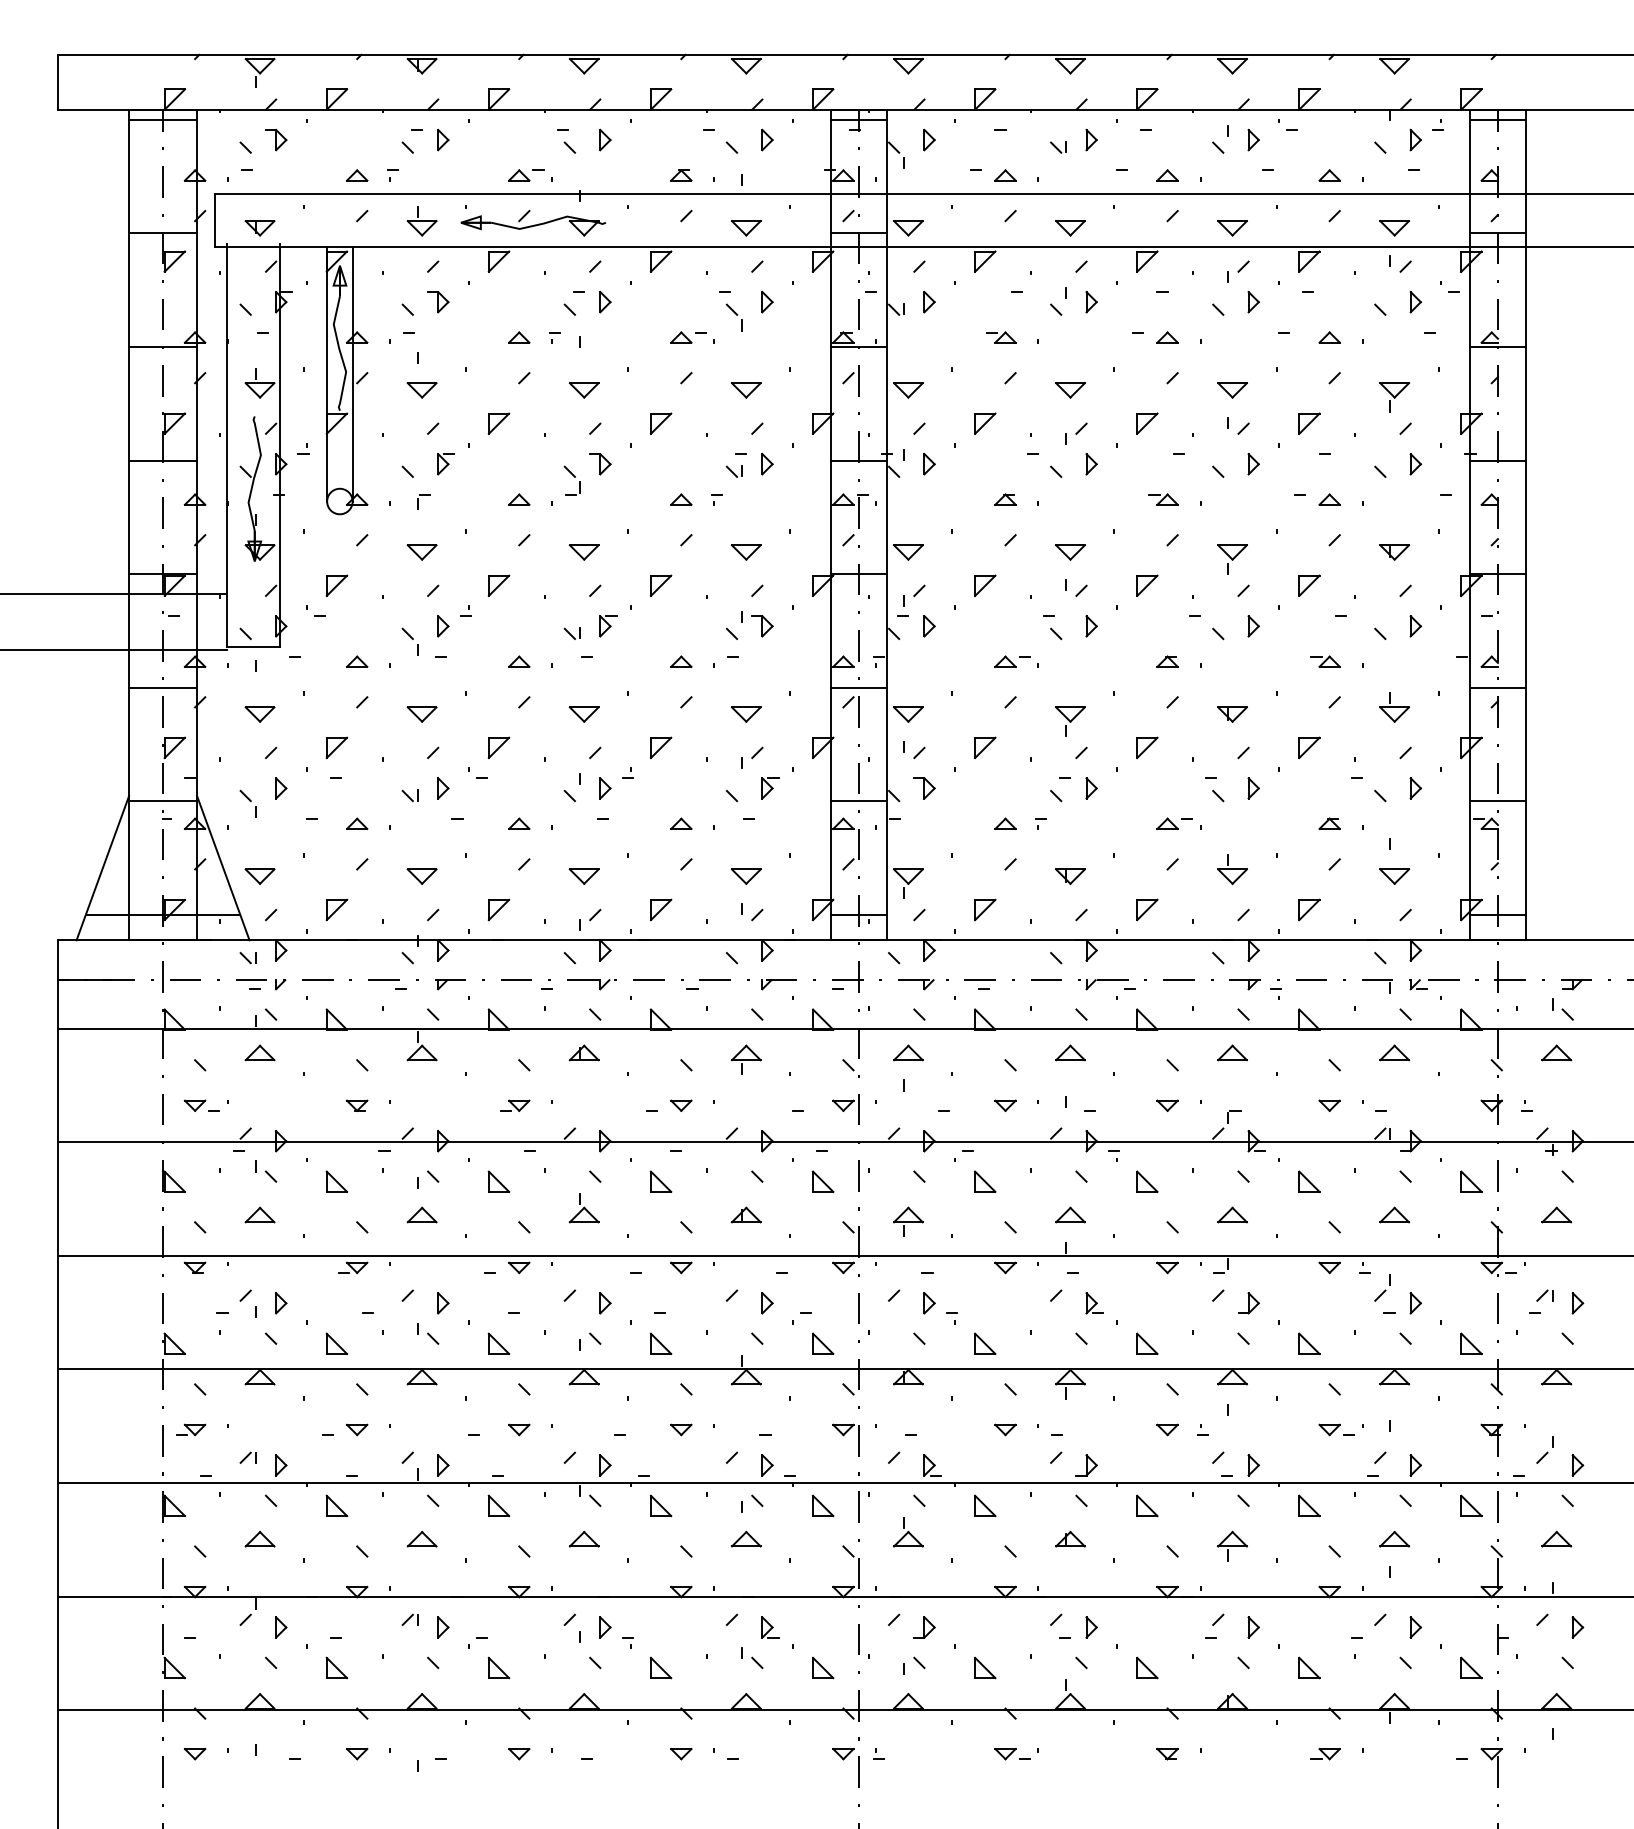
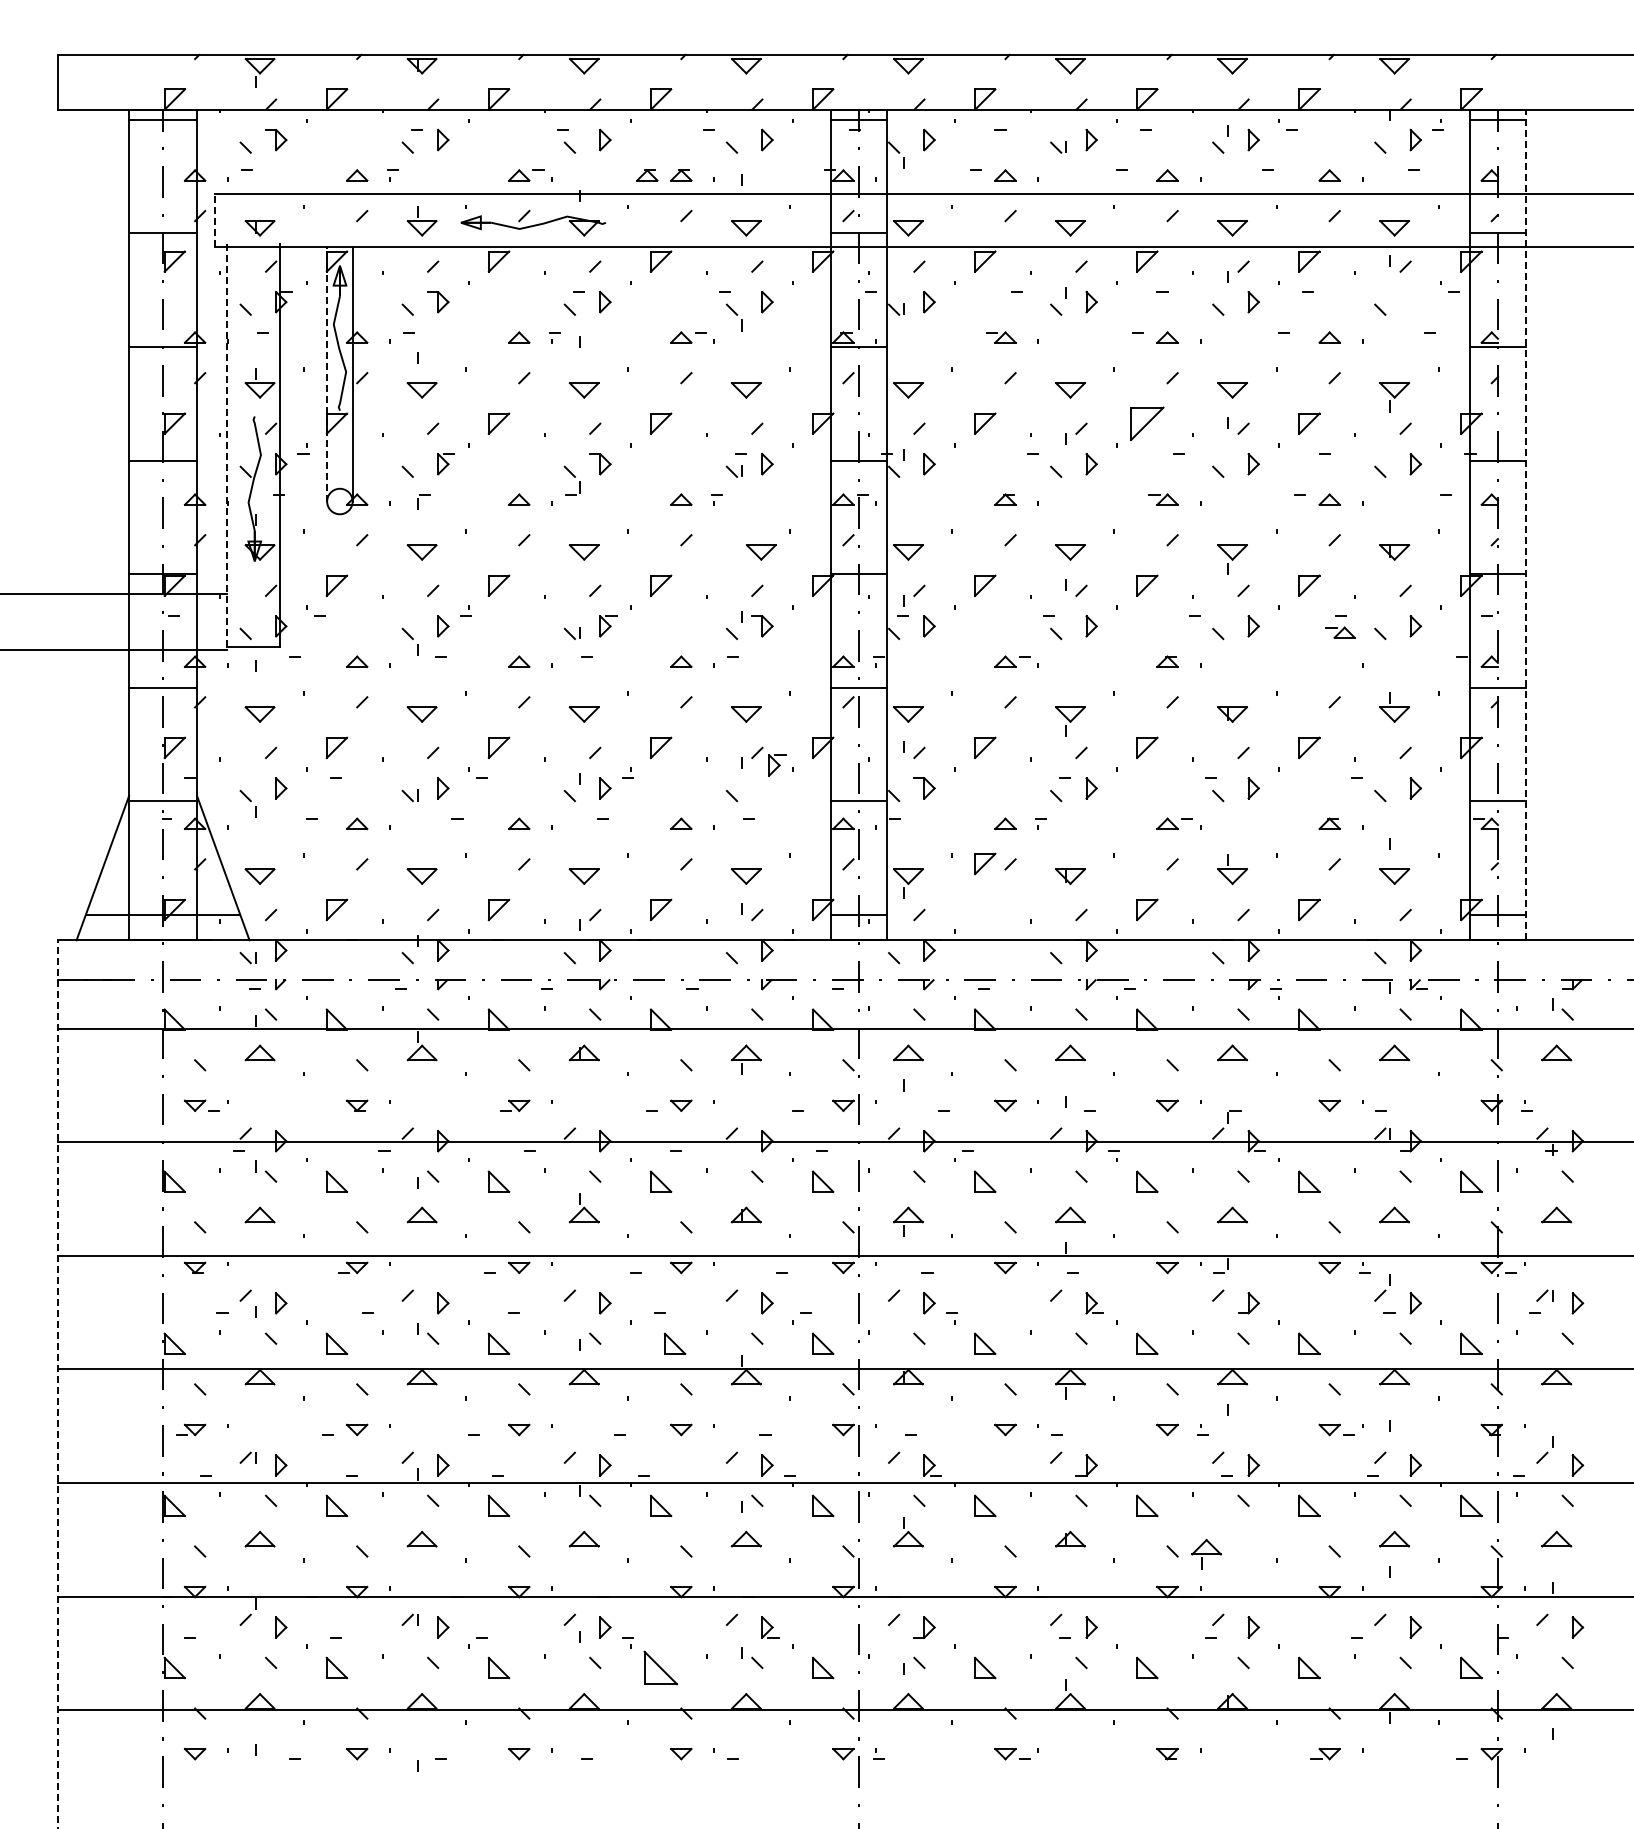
part: none -> present (647, 175)
line: solid -> dashed (214, 220)
part: present -> none (1415, 302)
line: solid -> dashed (327, 373)
part size: 23x23 px -> 35x36 px (1147, 423)
line: solid -> dashed (227, 446)
line: solid -> dashed (1525, 524)
part position: (746, 552) -> (761, 552) (761, 552)
part position: (1325, 661) -> (1340, 632) (1340, 632)
part position: (770, 788) -> (777, 765) (777, 765)
part position: (985, 909) -> (985, 863) (985, 863)
part position: (660, 1343) -> (674, 1343) (674, 1343)
line: solid -> dashed (58, 1384)
part position: (1232, 1546) -> (1206, 1554) (1206, 1554)
part size: 23x24 px -> 36x36 px (660, 1667)
